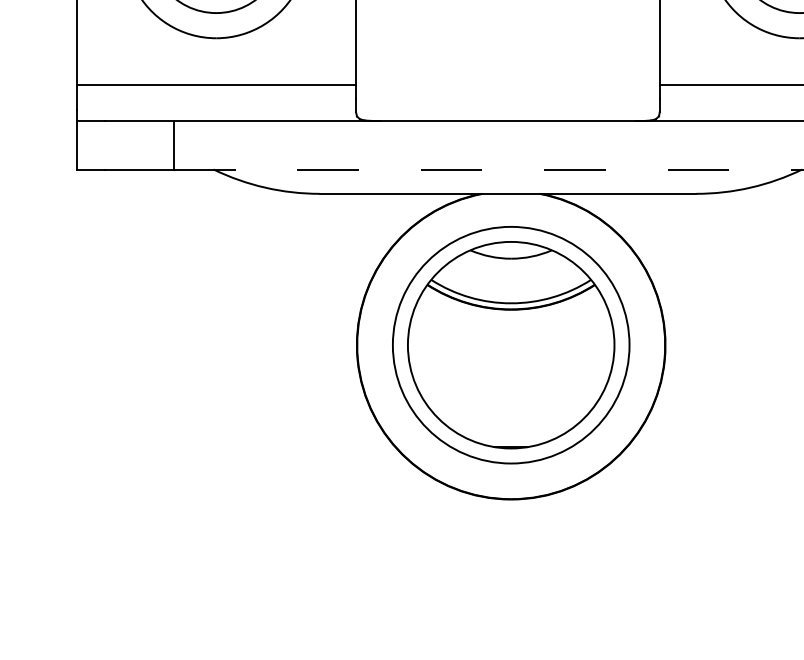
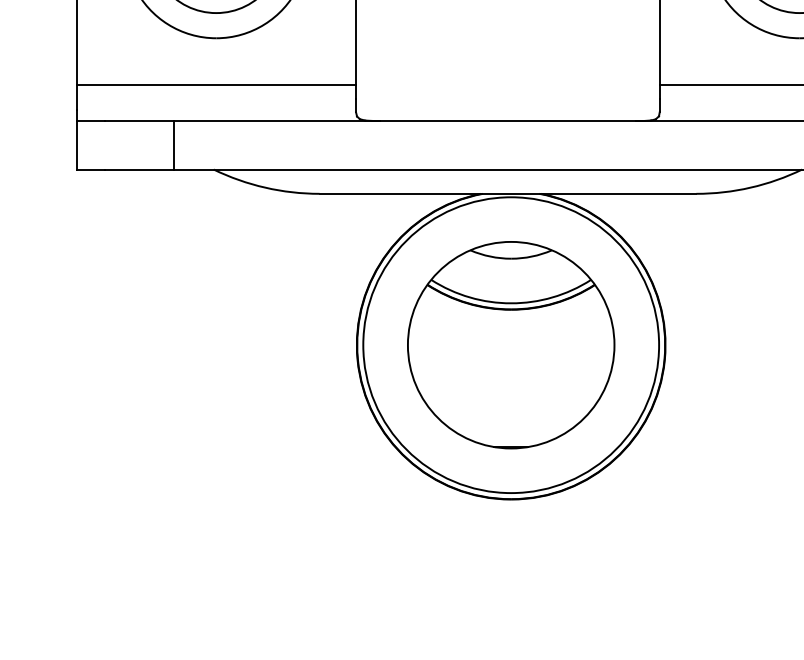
line: dashed -> solid (488, 169)
circle diameter: 237 px -> 296 px (511, 345)
